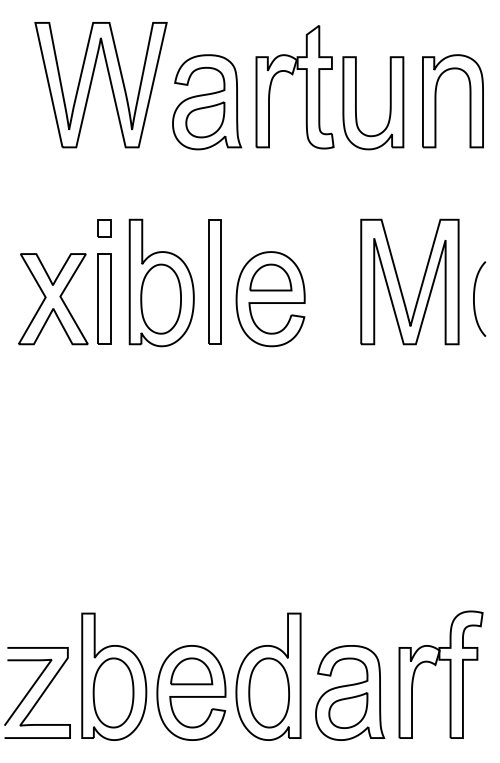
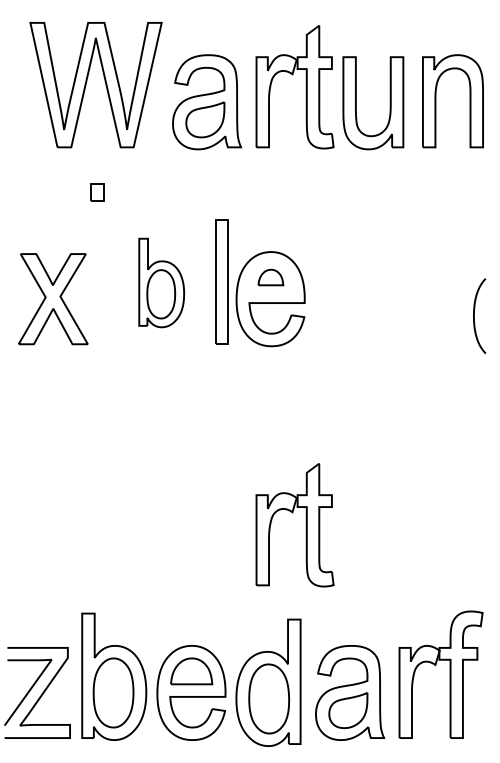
part position: (92, 81) -> (87, 81) (87, 81)
part position: (104, 228) -> (97, 192) (97, 192)
part size: 44x29 px -> 28x19 px (270, 277)
part position: (214, 281) -> (221, 281) (221, 281)
part size: 67x130 px -> 48x92 px (161, 282)
part: present -> none (400, 284)
part: present -> none (104, 298)
curve position: (474, 298) -> (474, 315) (474, 315)
part: none -> present (305, 525)
part position: (268, 676) -> (268, 682) (268, 682)
